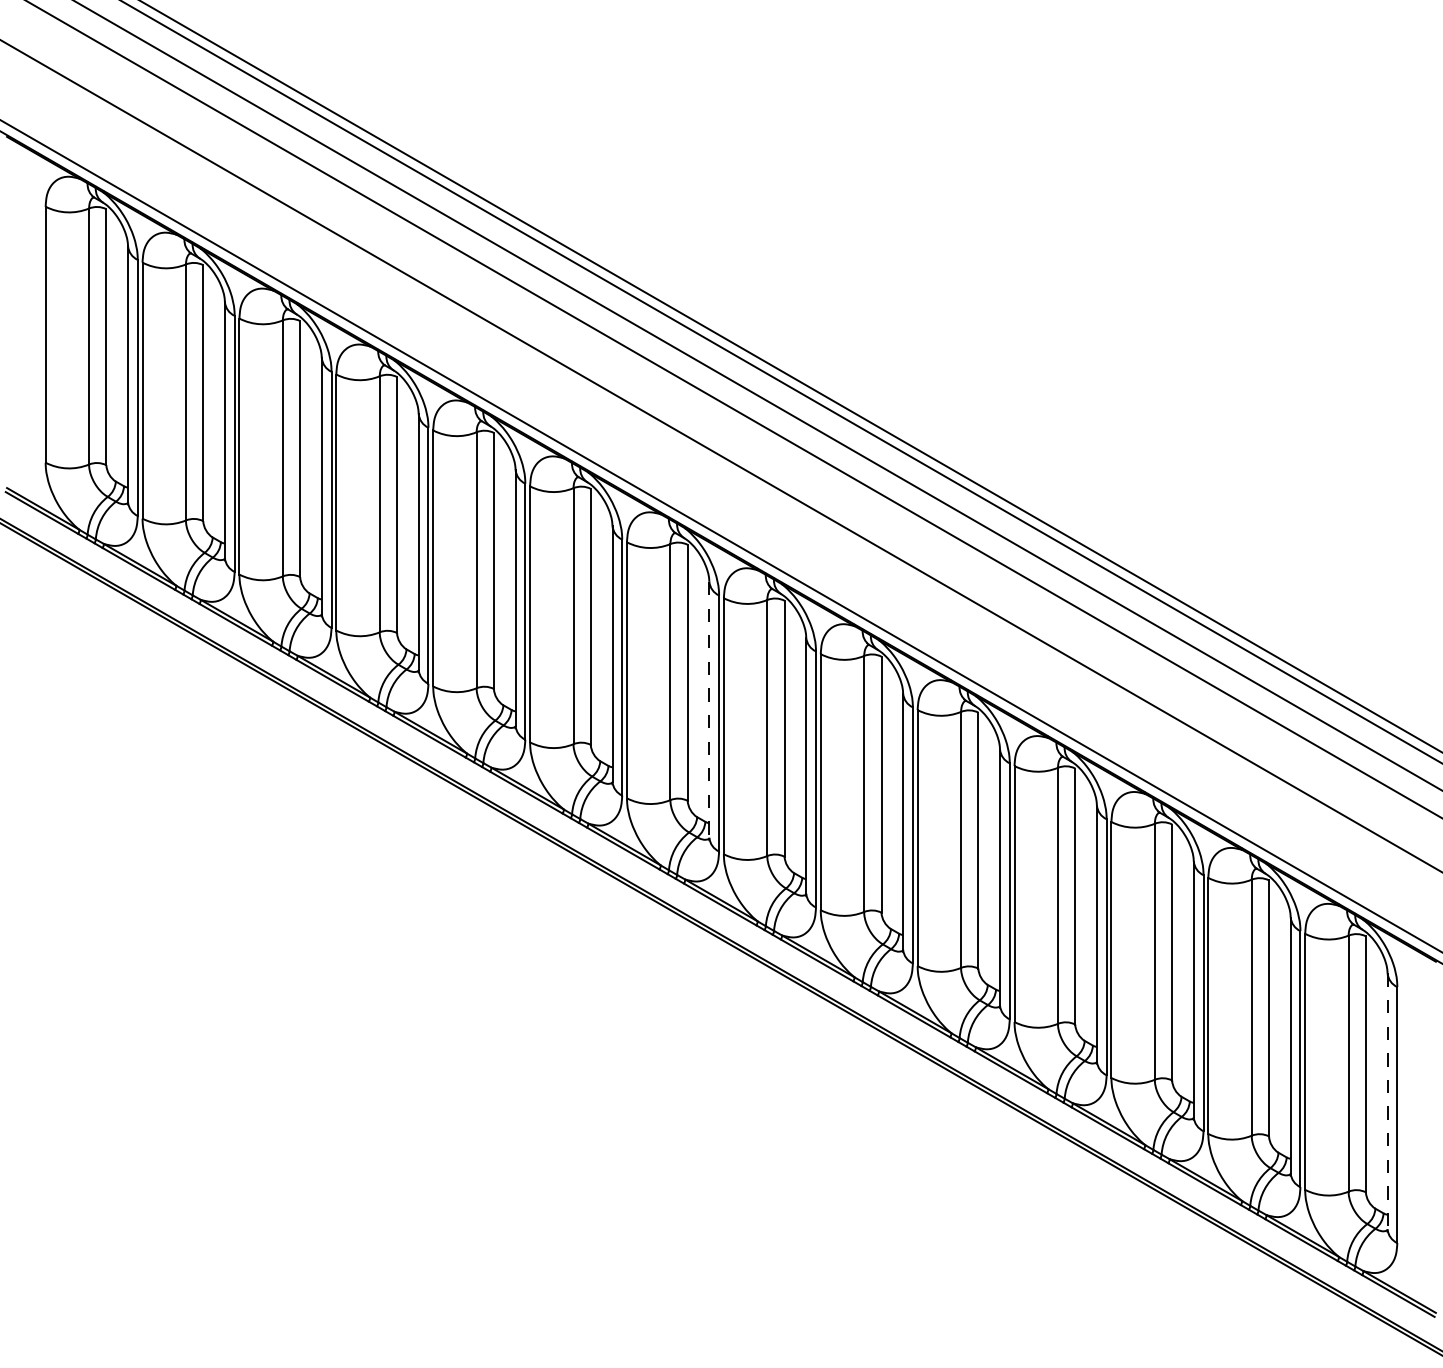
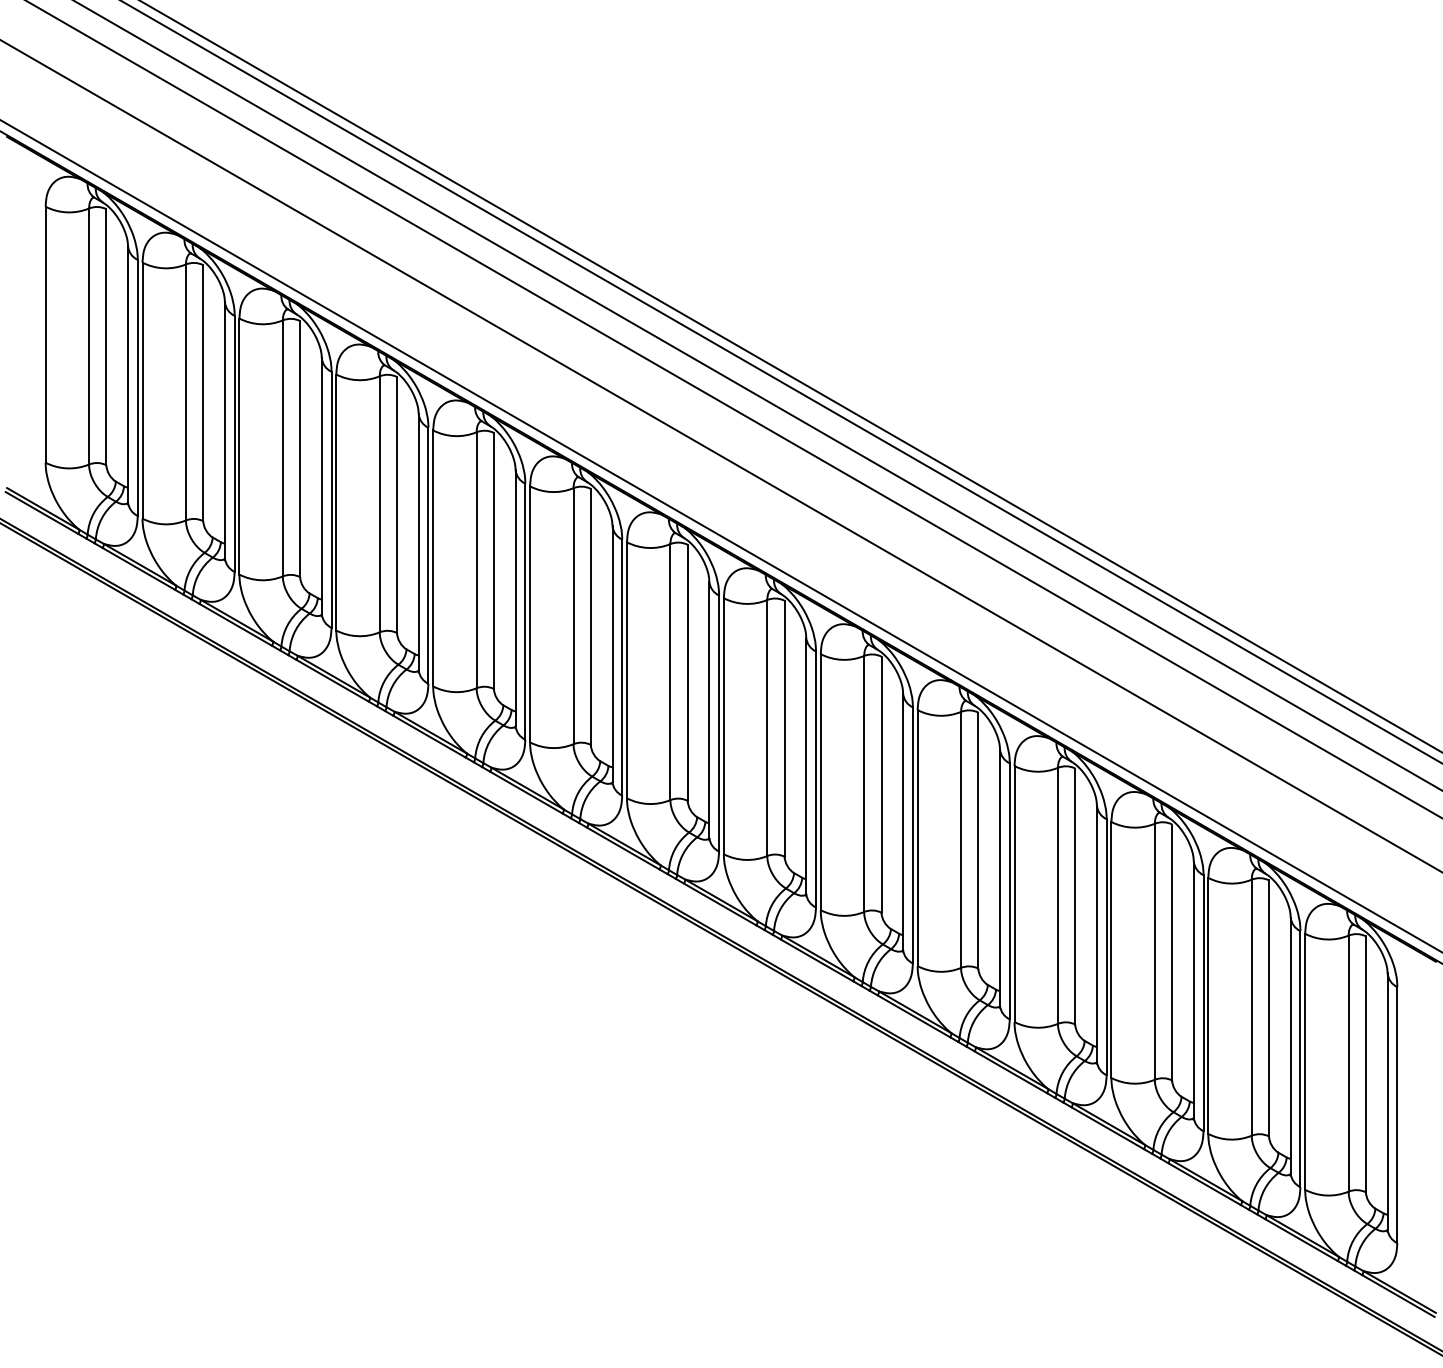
line: dashed -> solid (709, 710)
line: dashed -> solid (1387, 1101)
